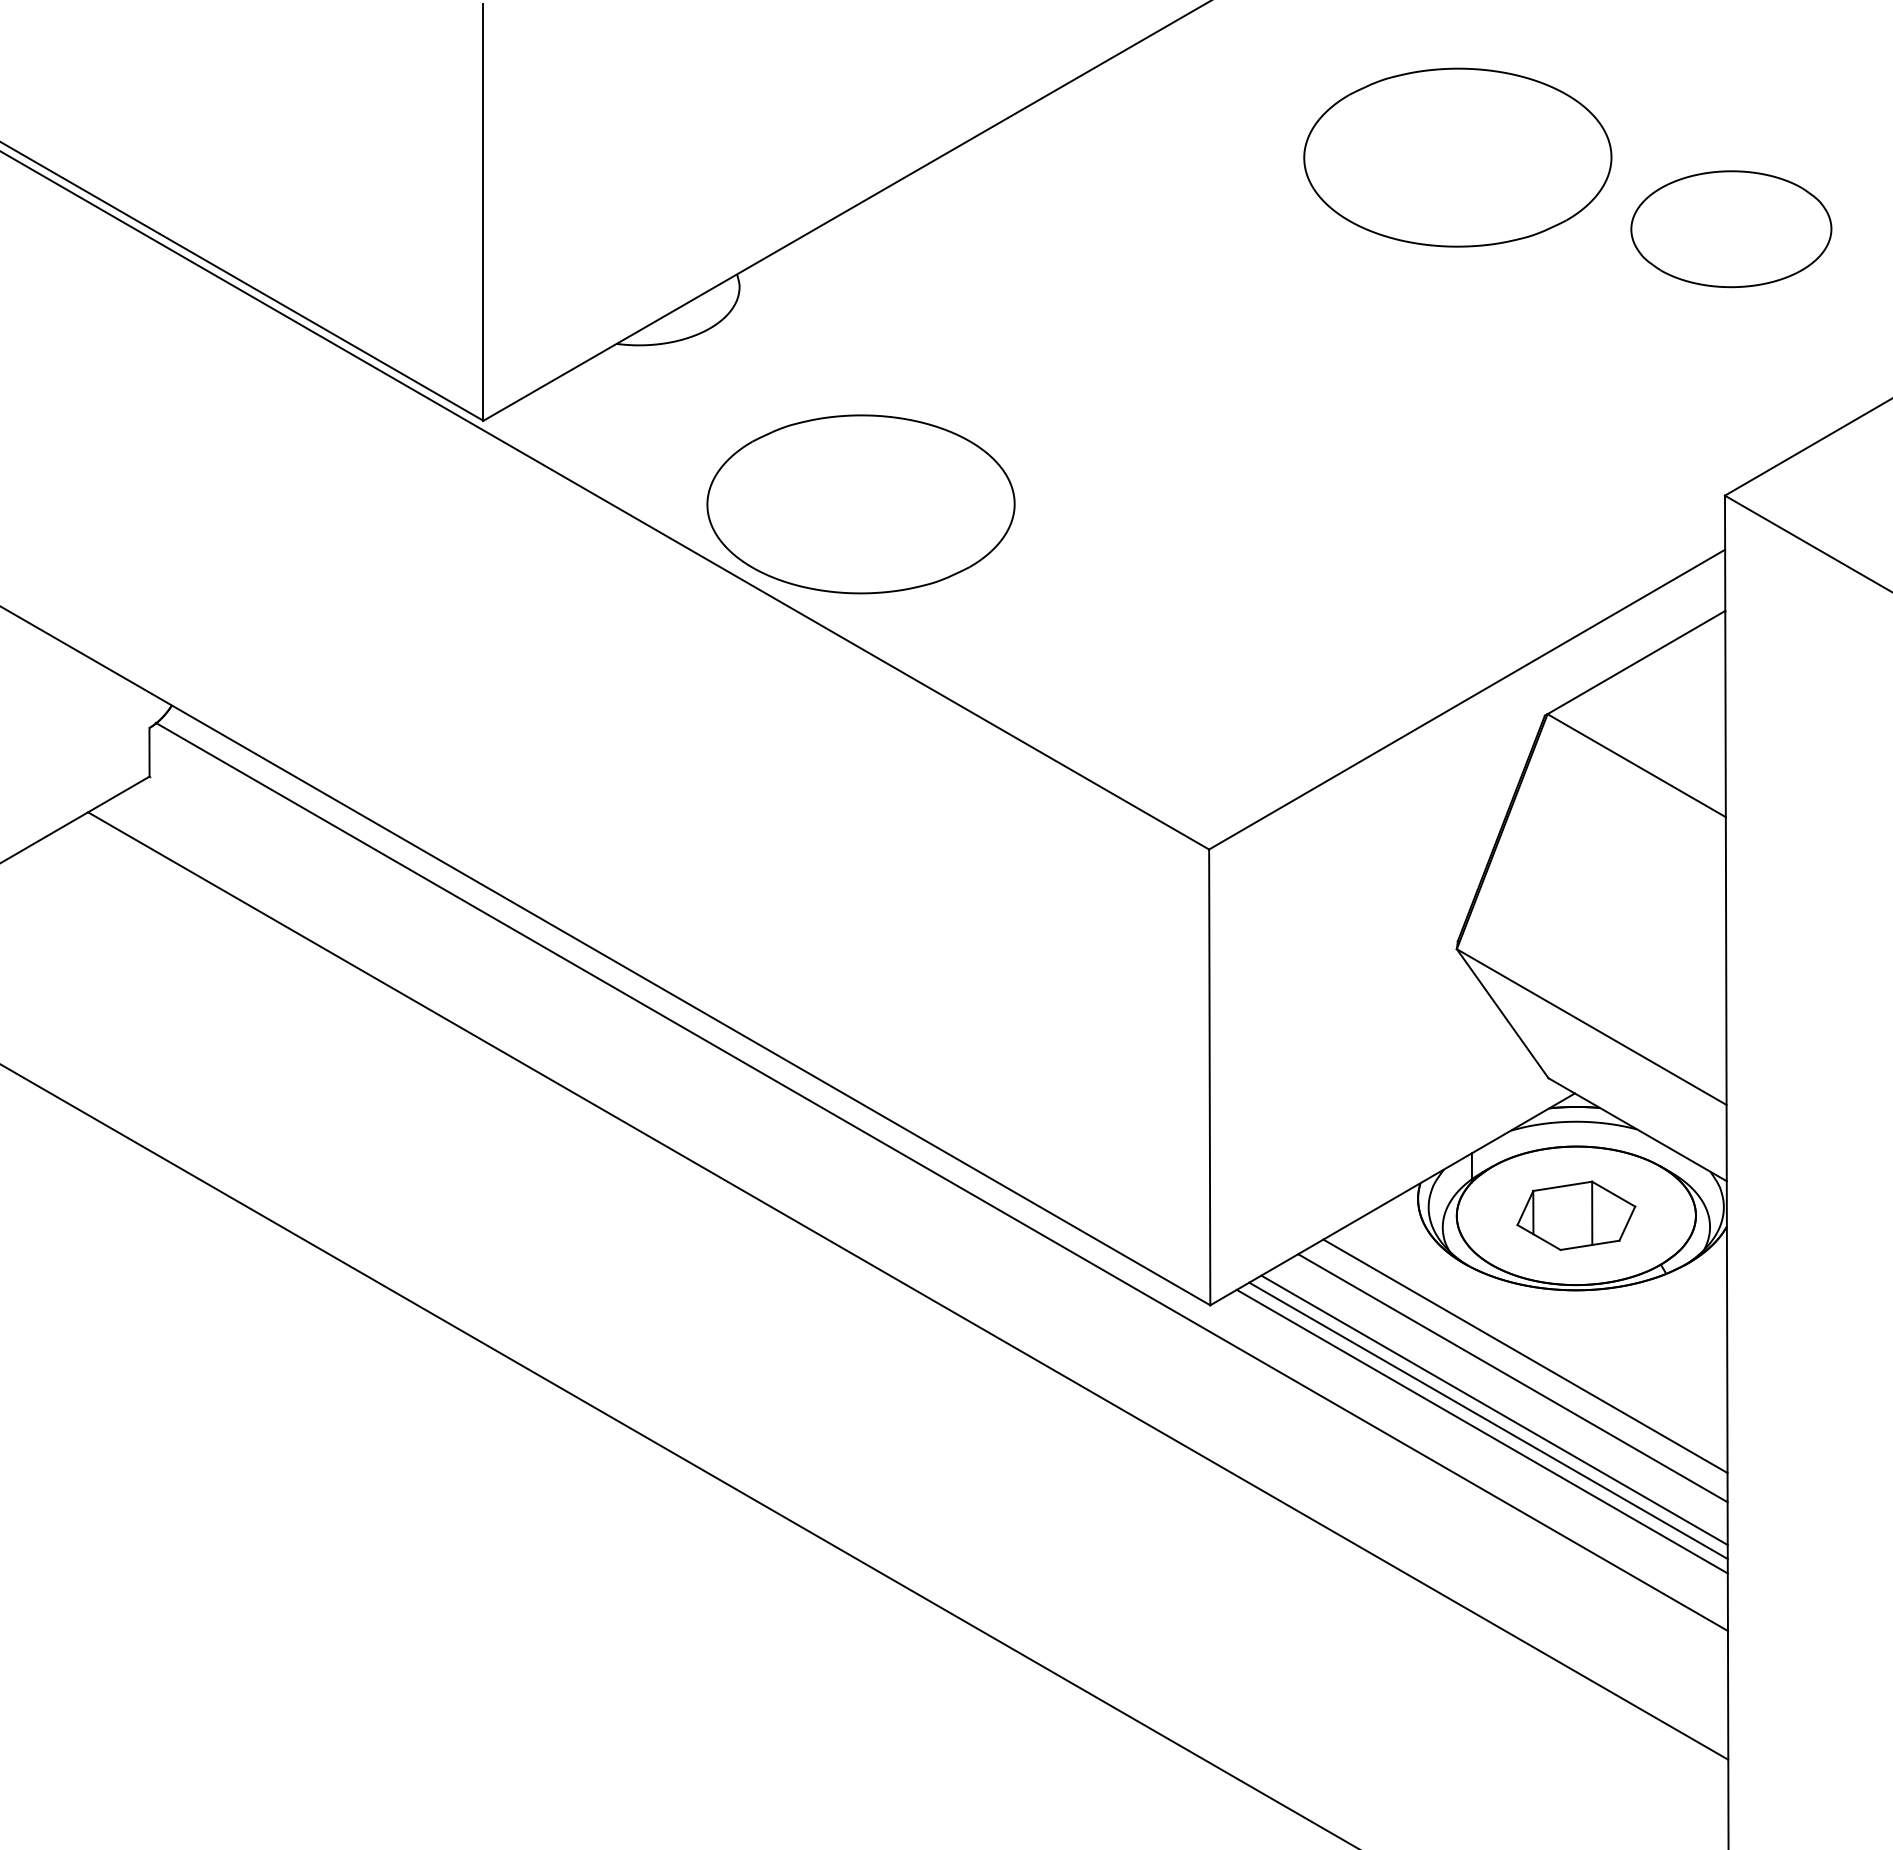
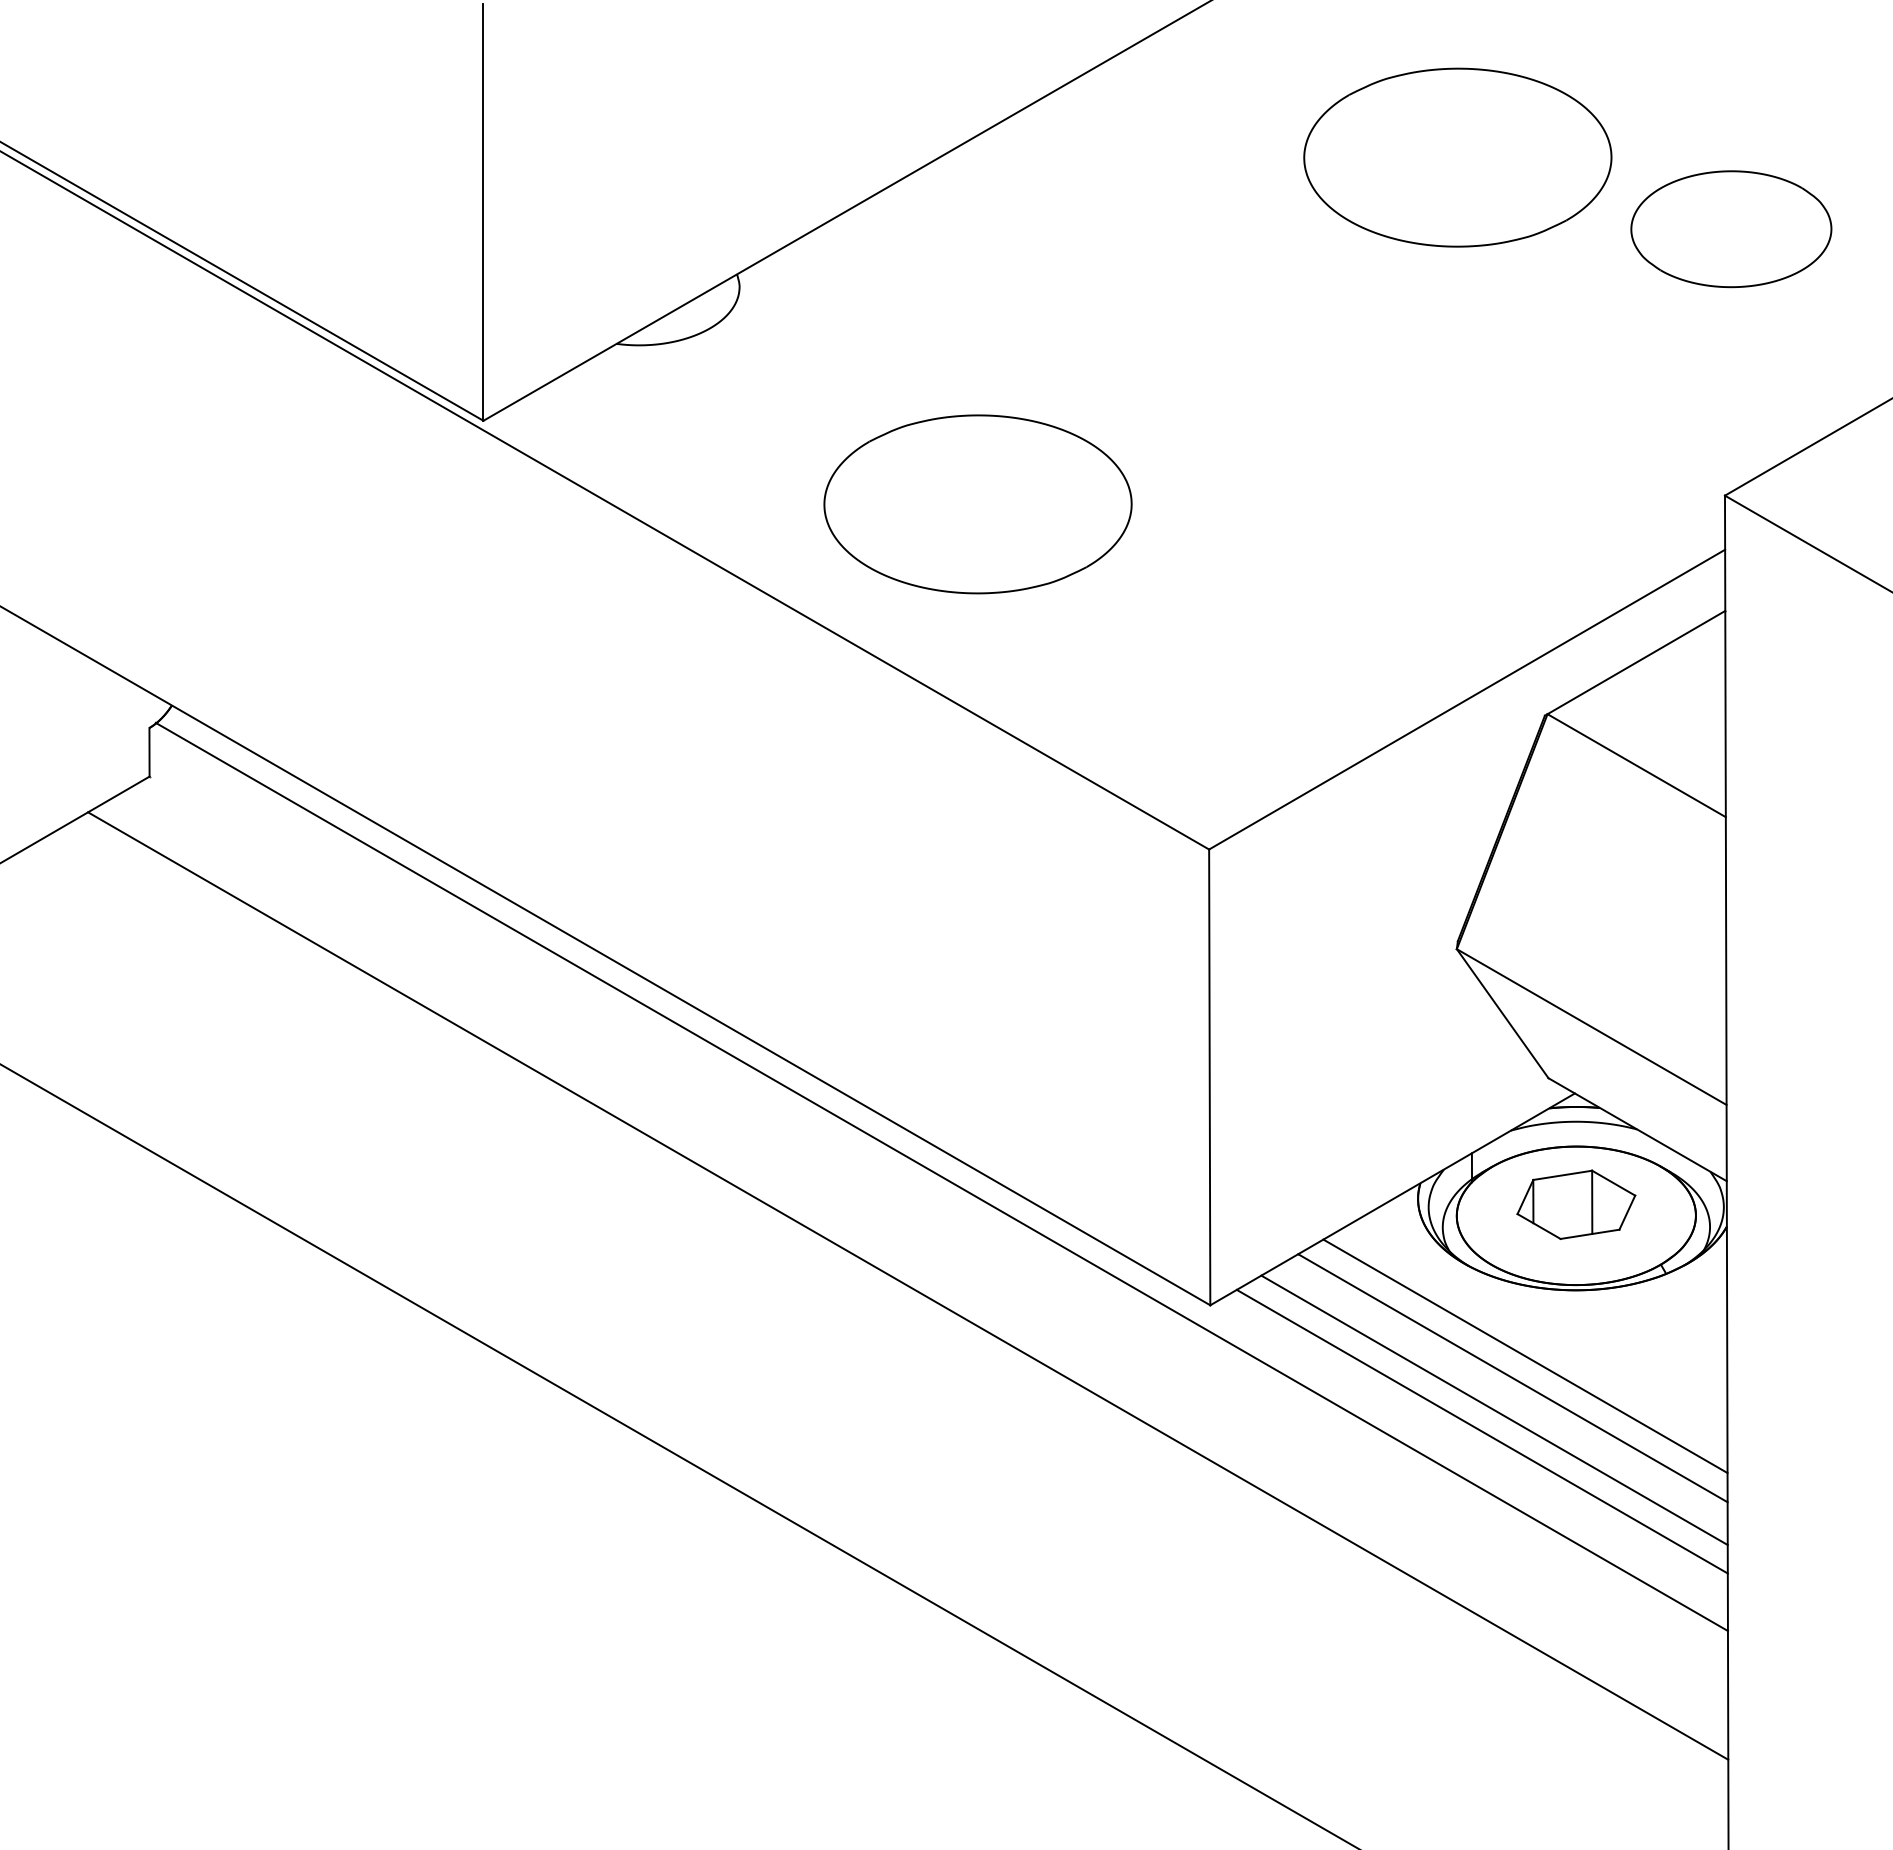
part position: (860, 504) -> (977, 504) (977, 504)
part position: (1576, 1215) -> (1576, 1204) (1576, 1204)
line: present -> none (1488, 1420)
